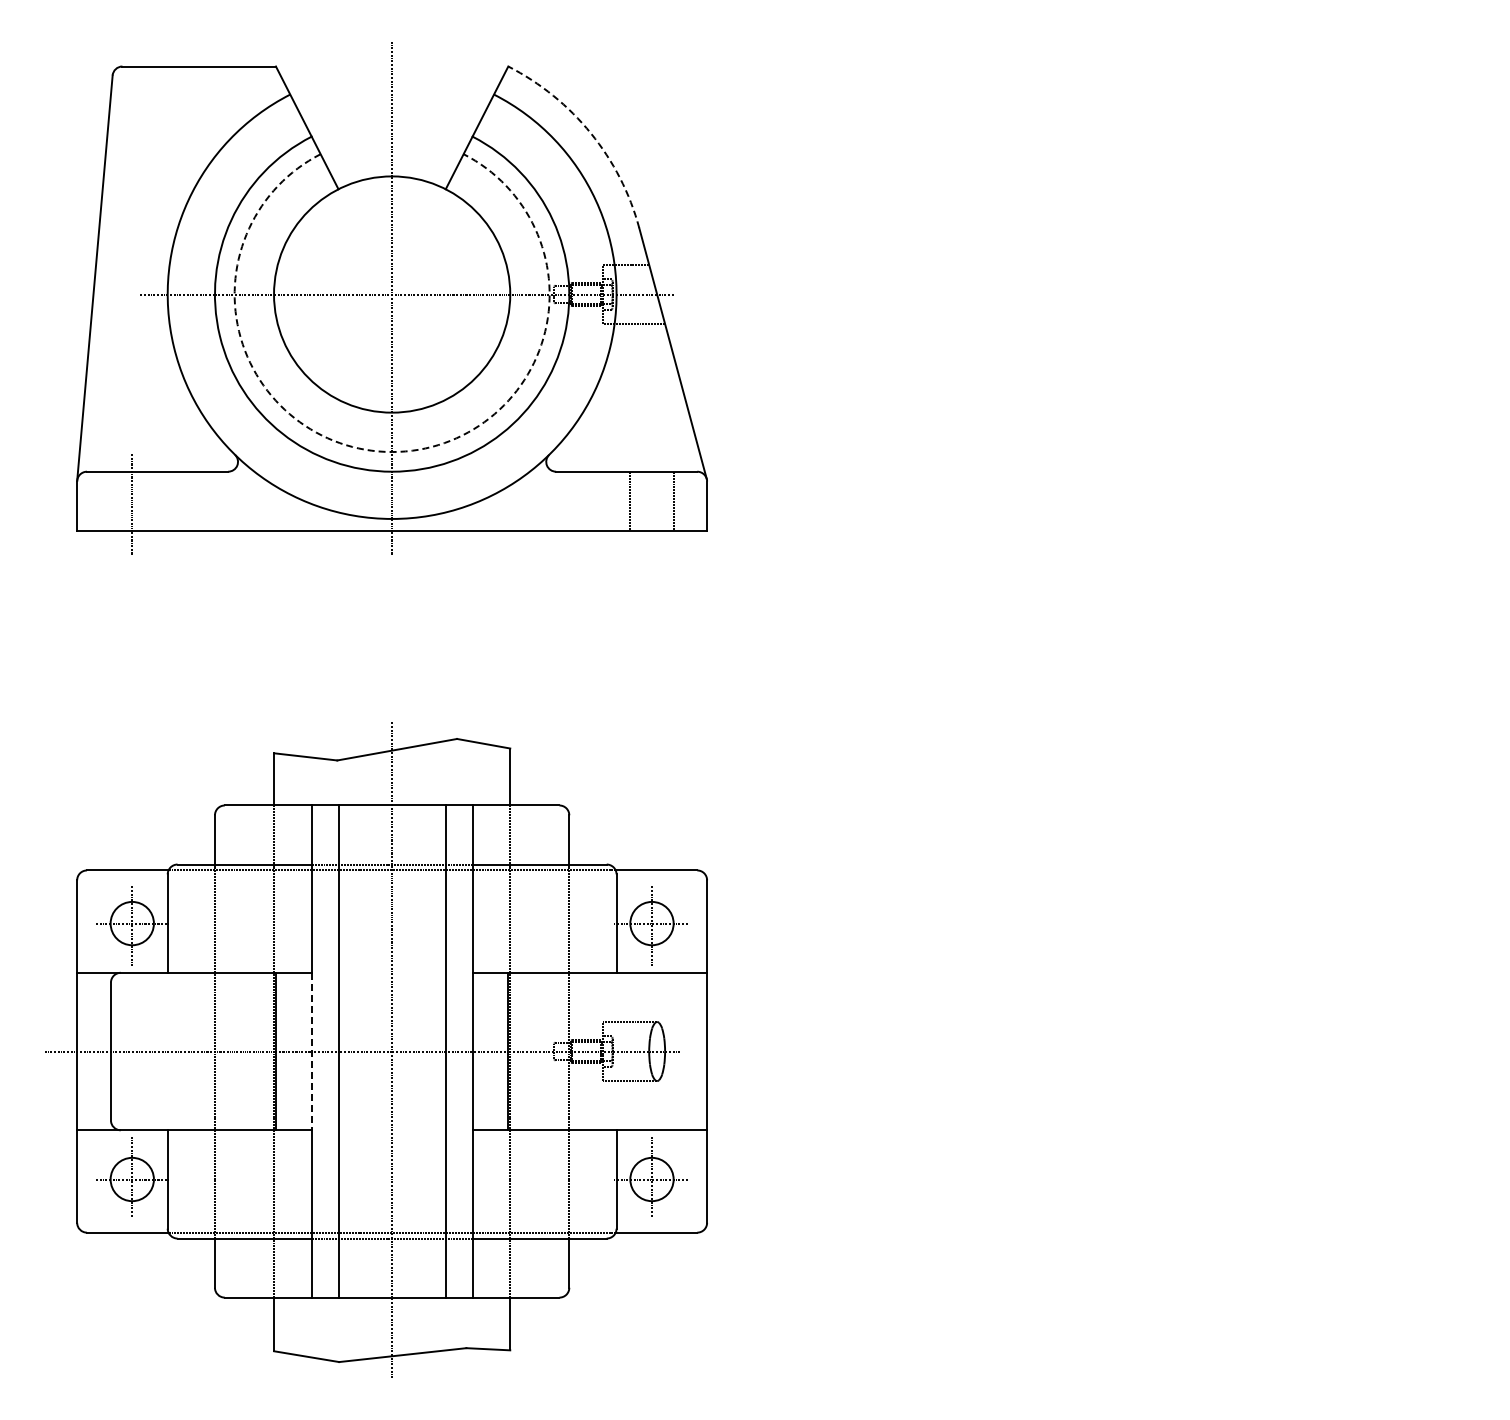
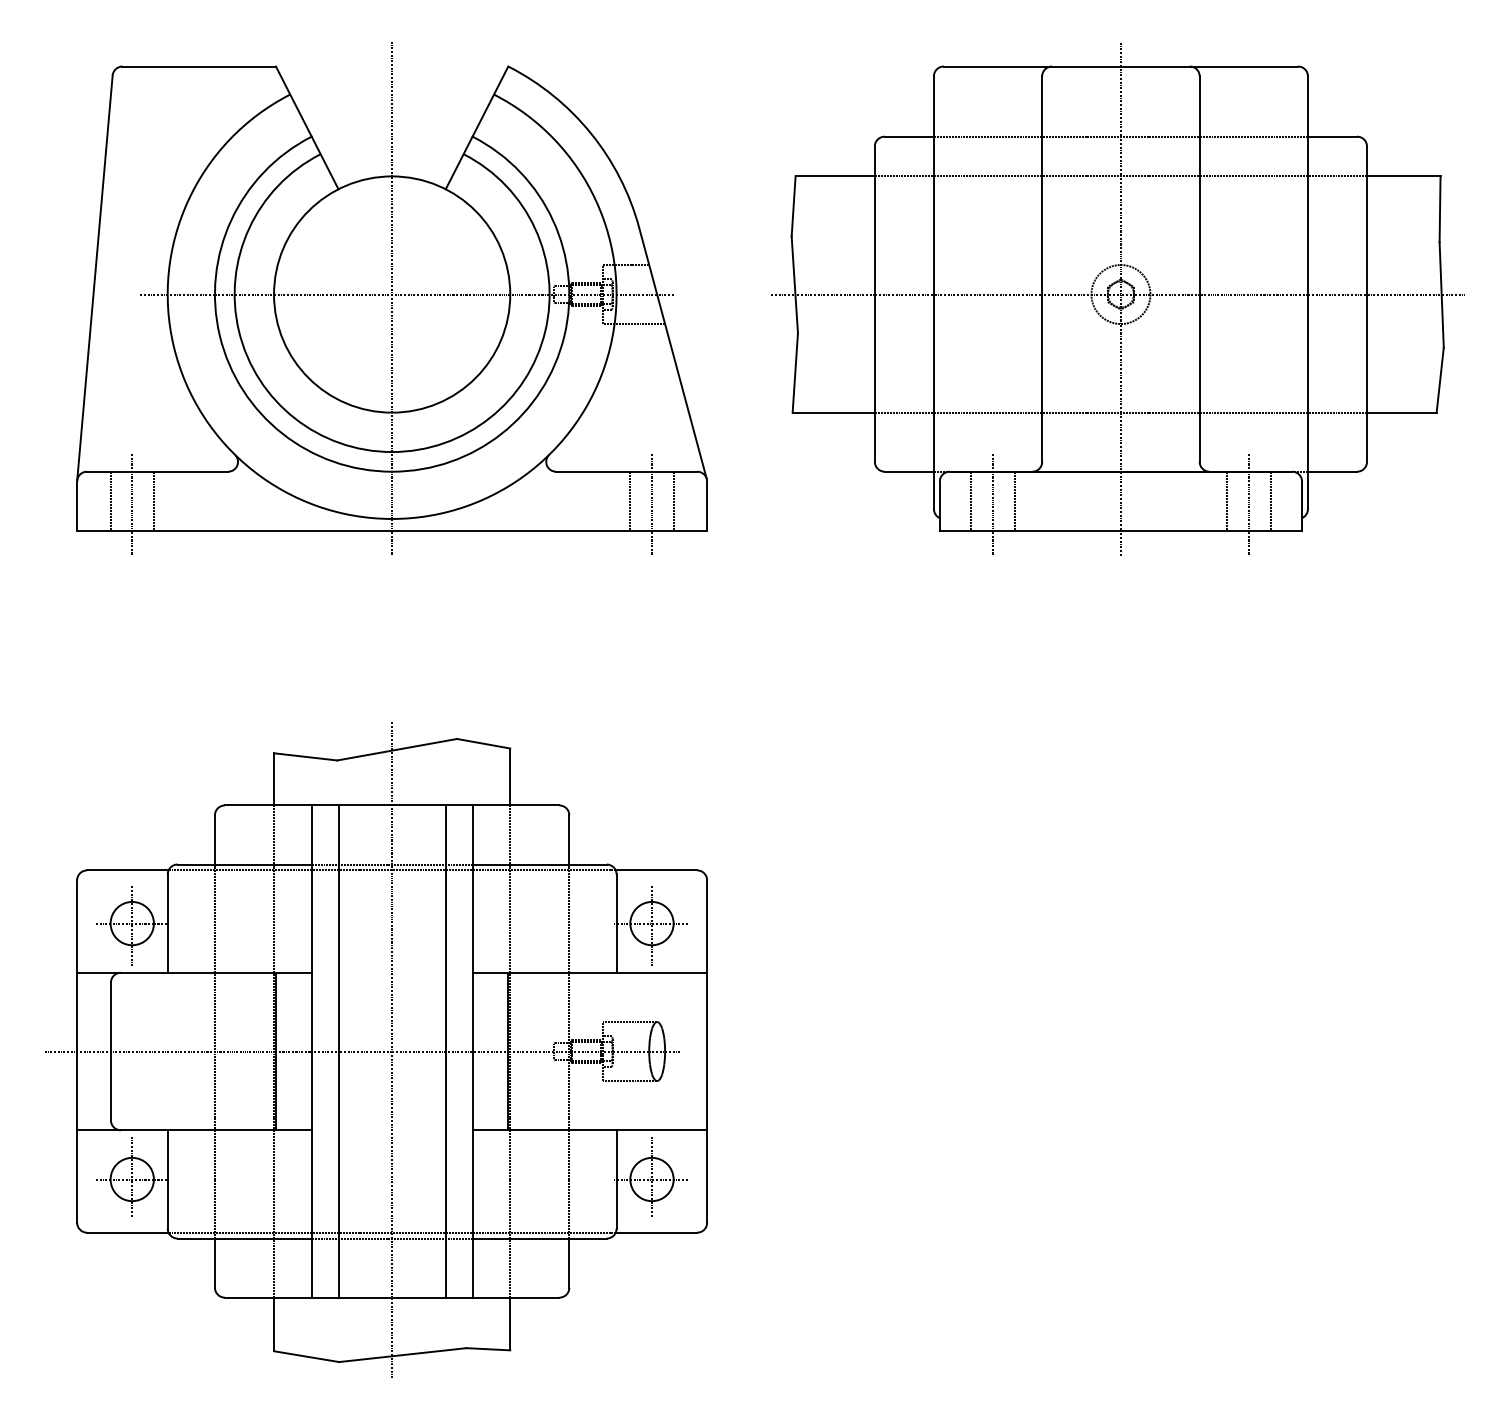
arc: dashed -> solid (590, 133)
part: none -> present (1117, 299)
arc: dashed -> solid (392, 452)
line: none -> present (110, 500)
line: none -> present (153, 500)
line: none -> present (652, 504)
line: dashed -> solid (311, 1051)
